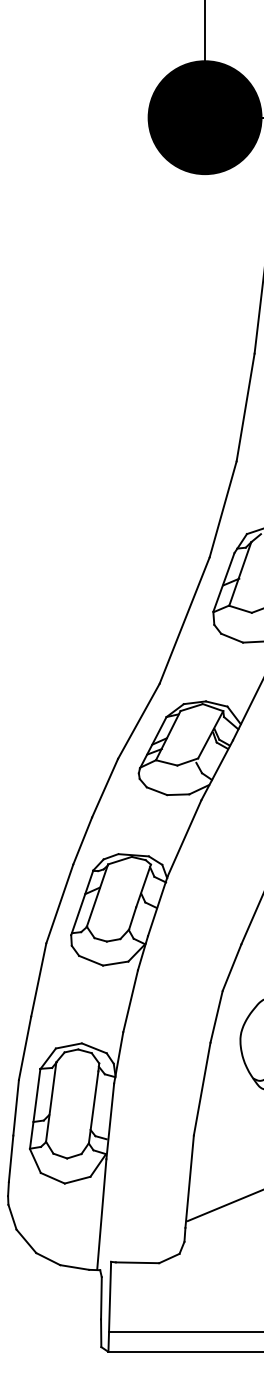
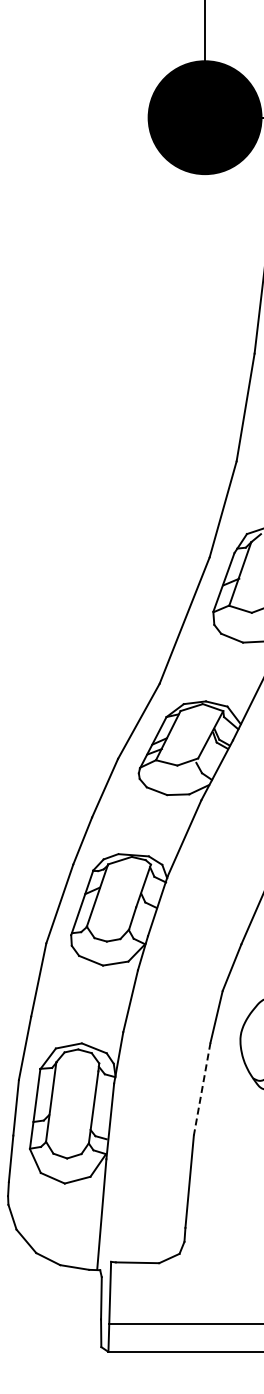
line: solid -> dashed (202, 1089)
line: present -> none (223, 1205)
line position: (184, 1332) -> (184, 1324) (184, 1324)
